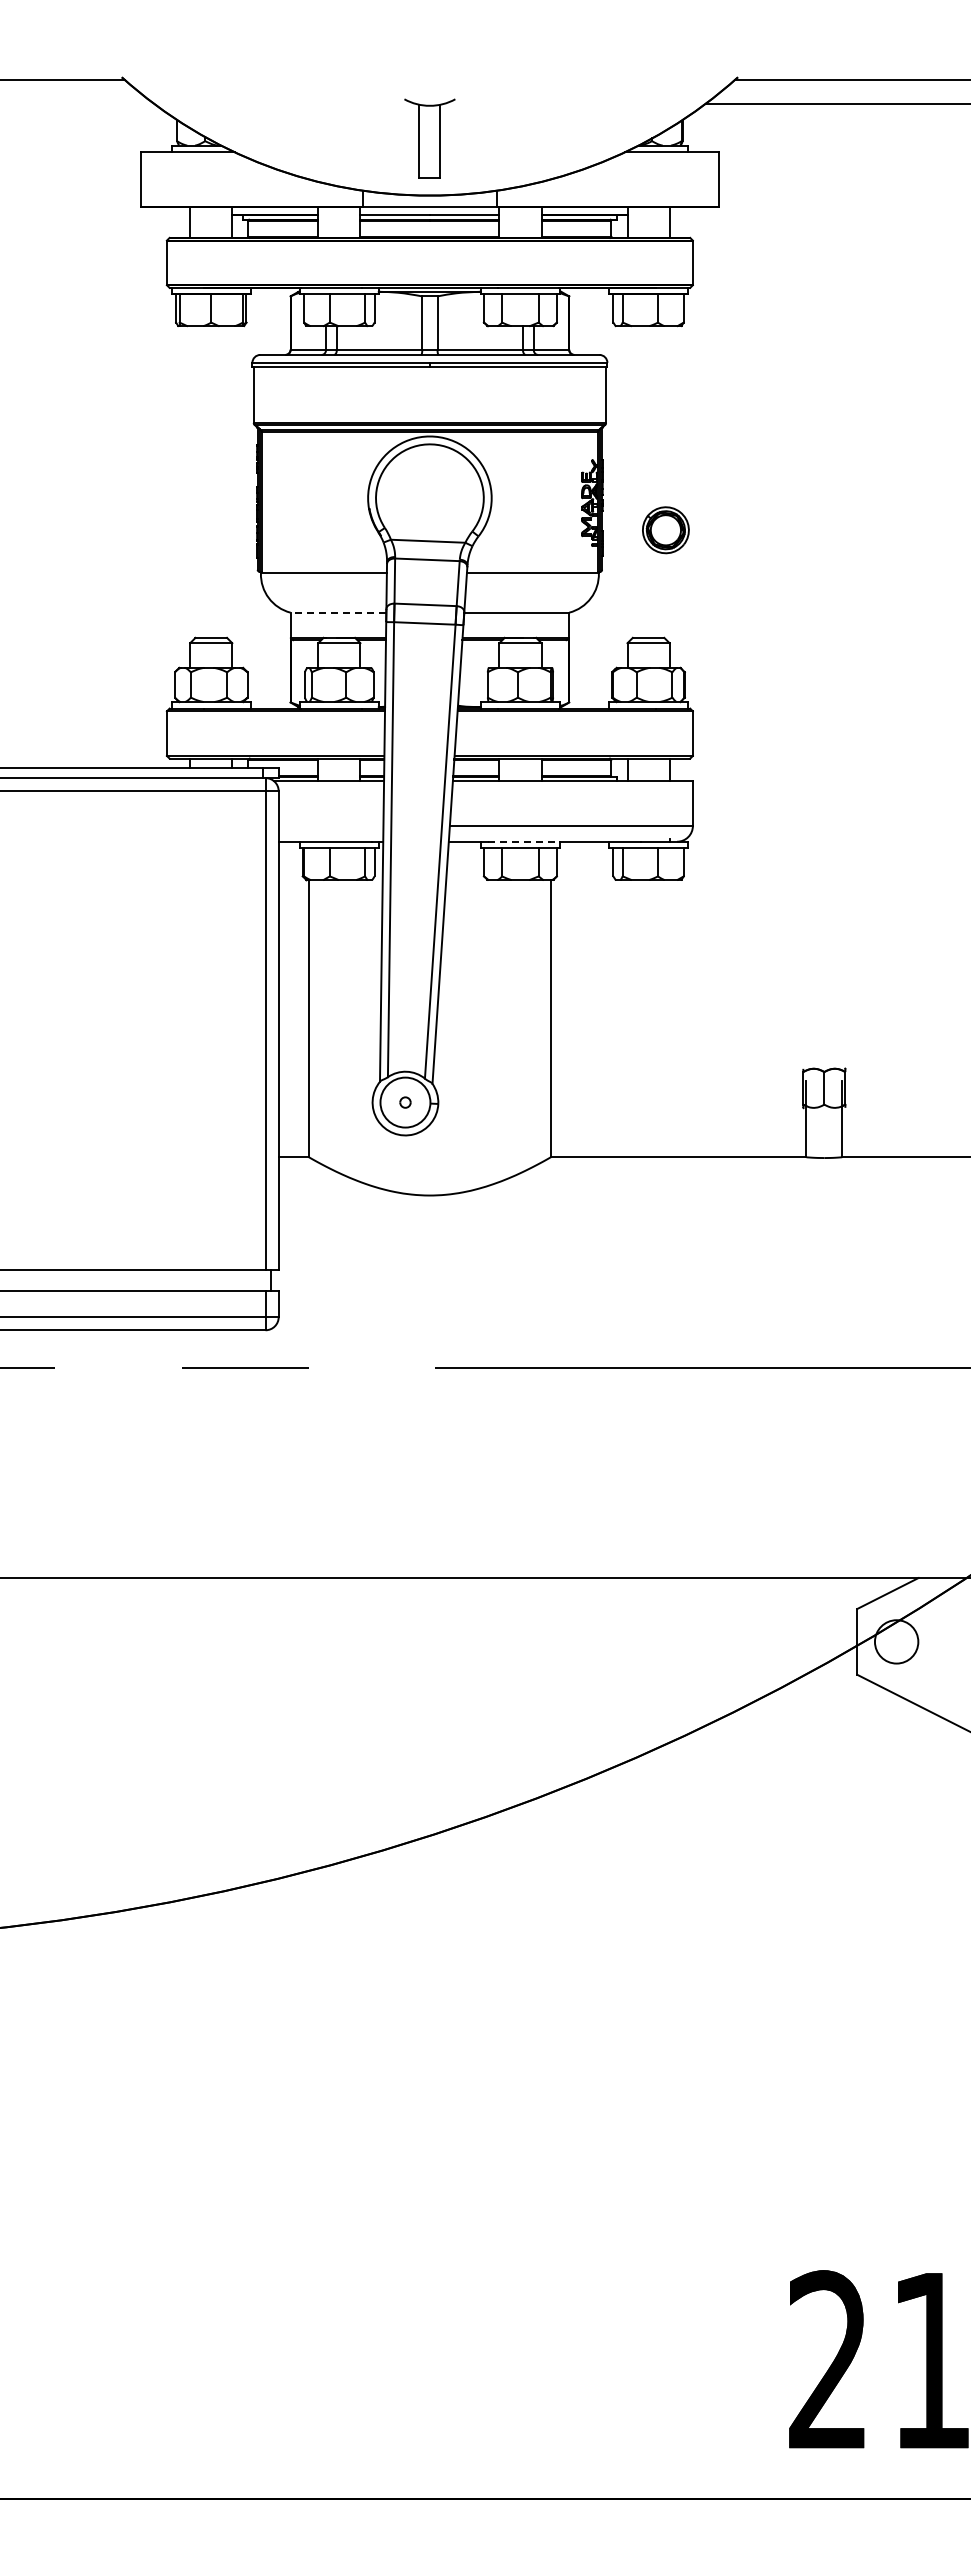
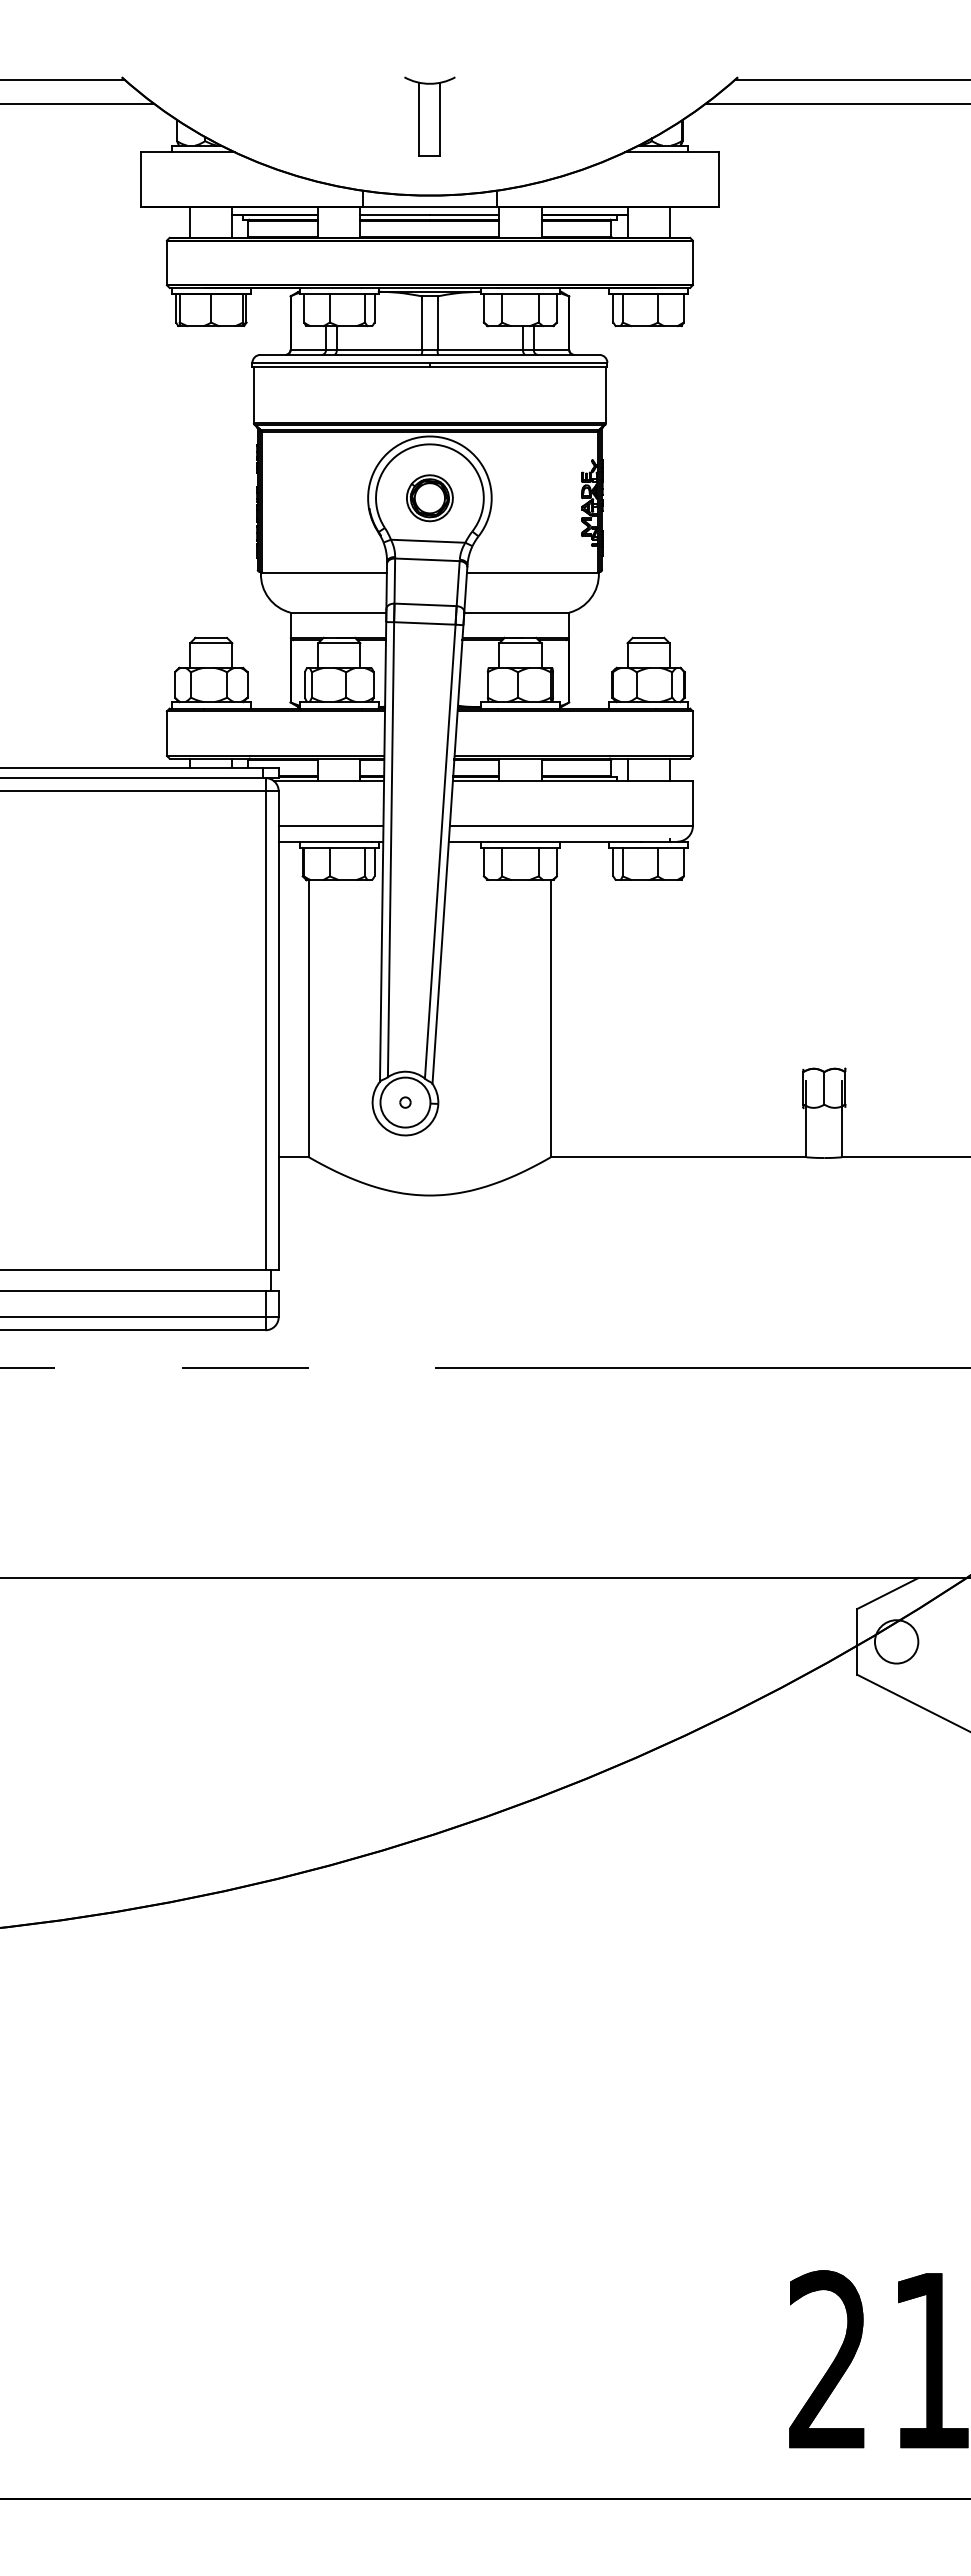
line: none -> present (77, 103)
part position: (429, 138) -> (429, 116) (429, 116)
part position: (665, 530) -> (429, 498) (429, 498)
line: dashed -> solid (338, 612)
line: none -> present (330, 825)
line: dashed -> solid (524, 841)
